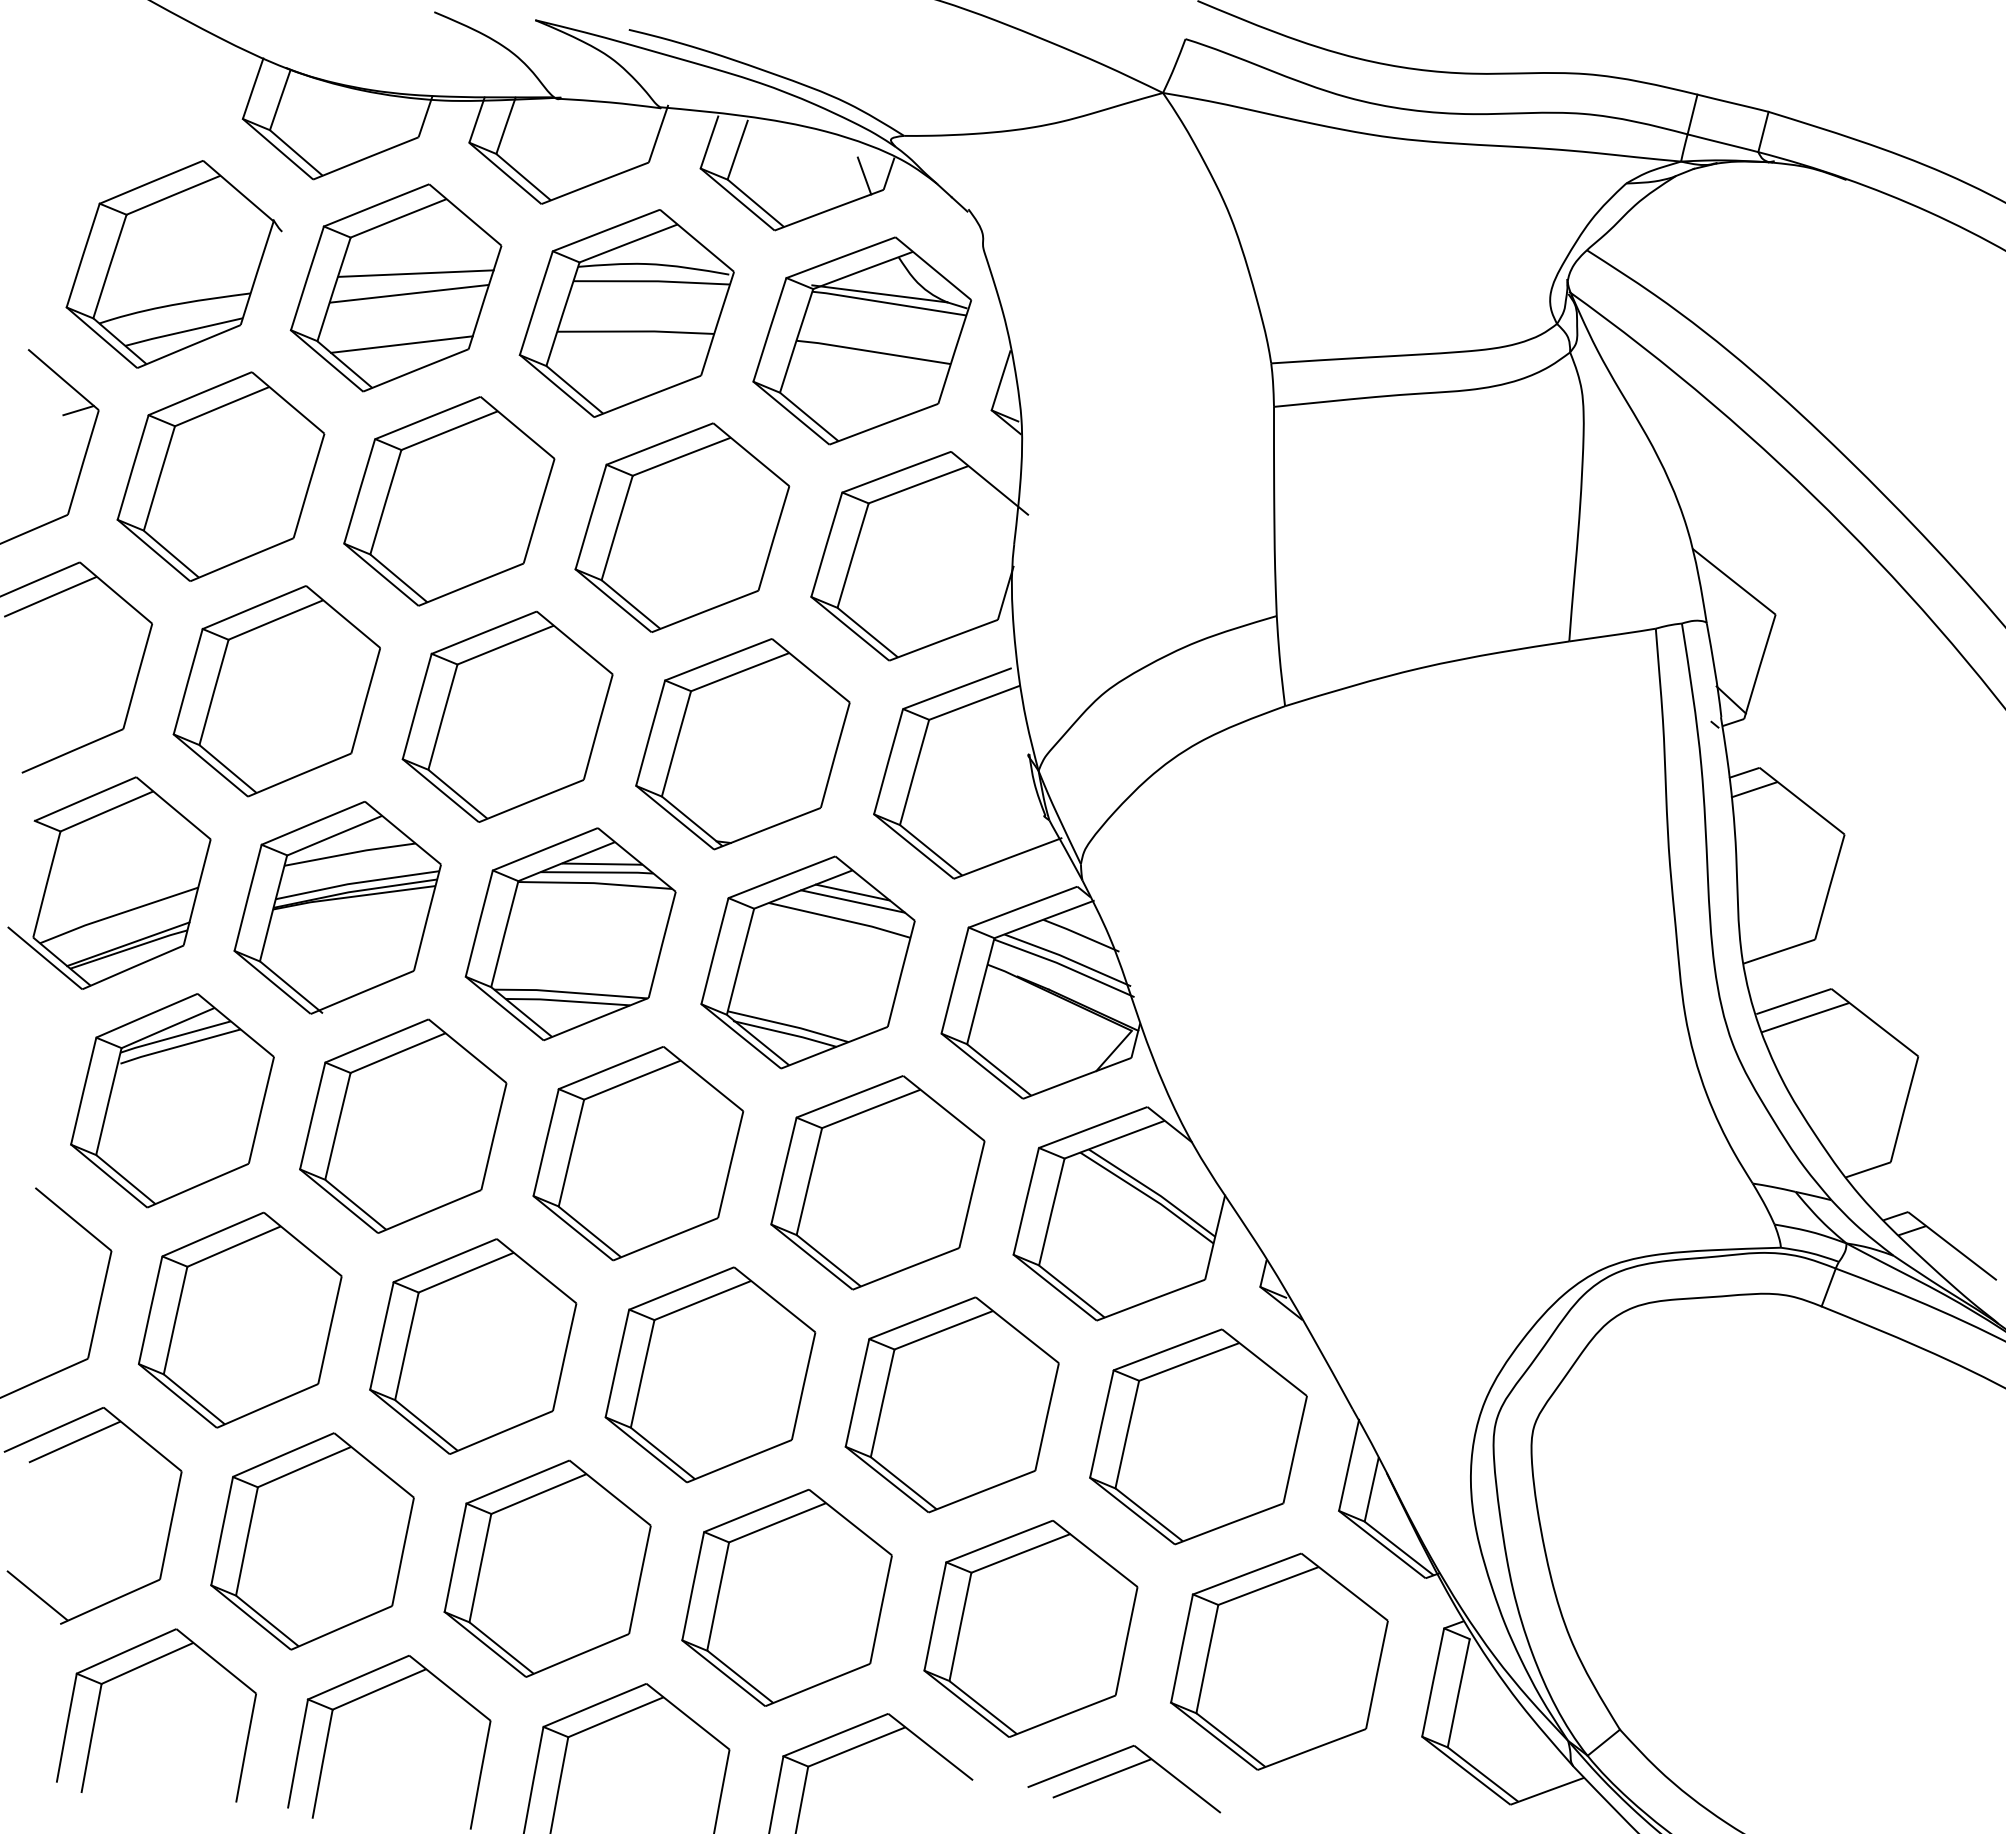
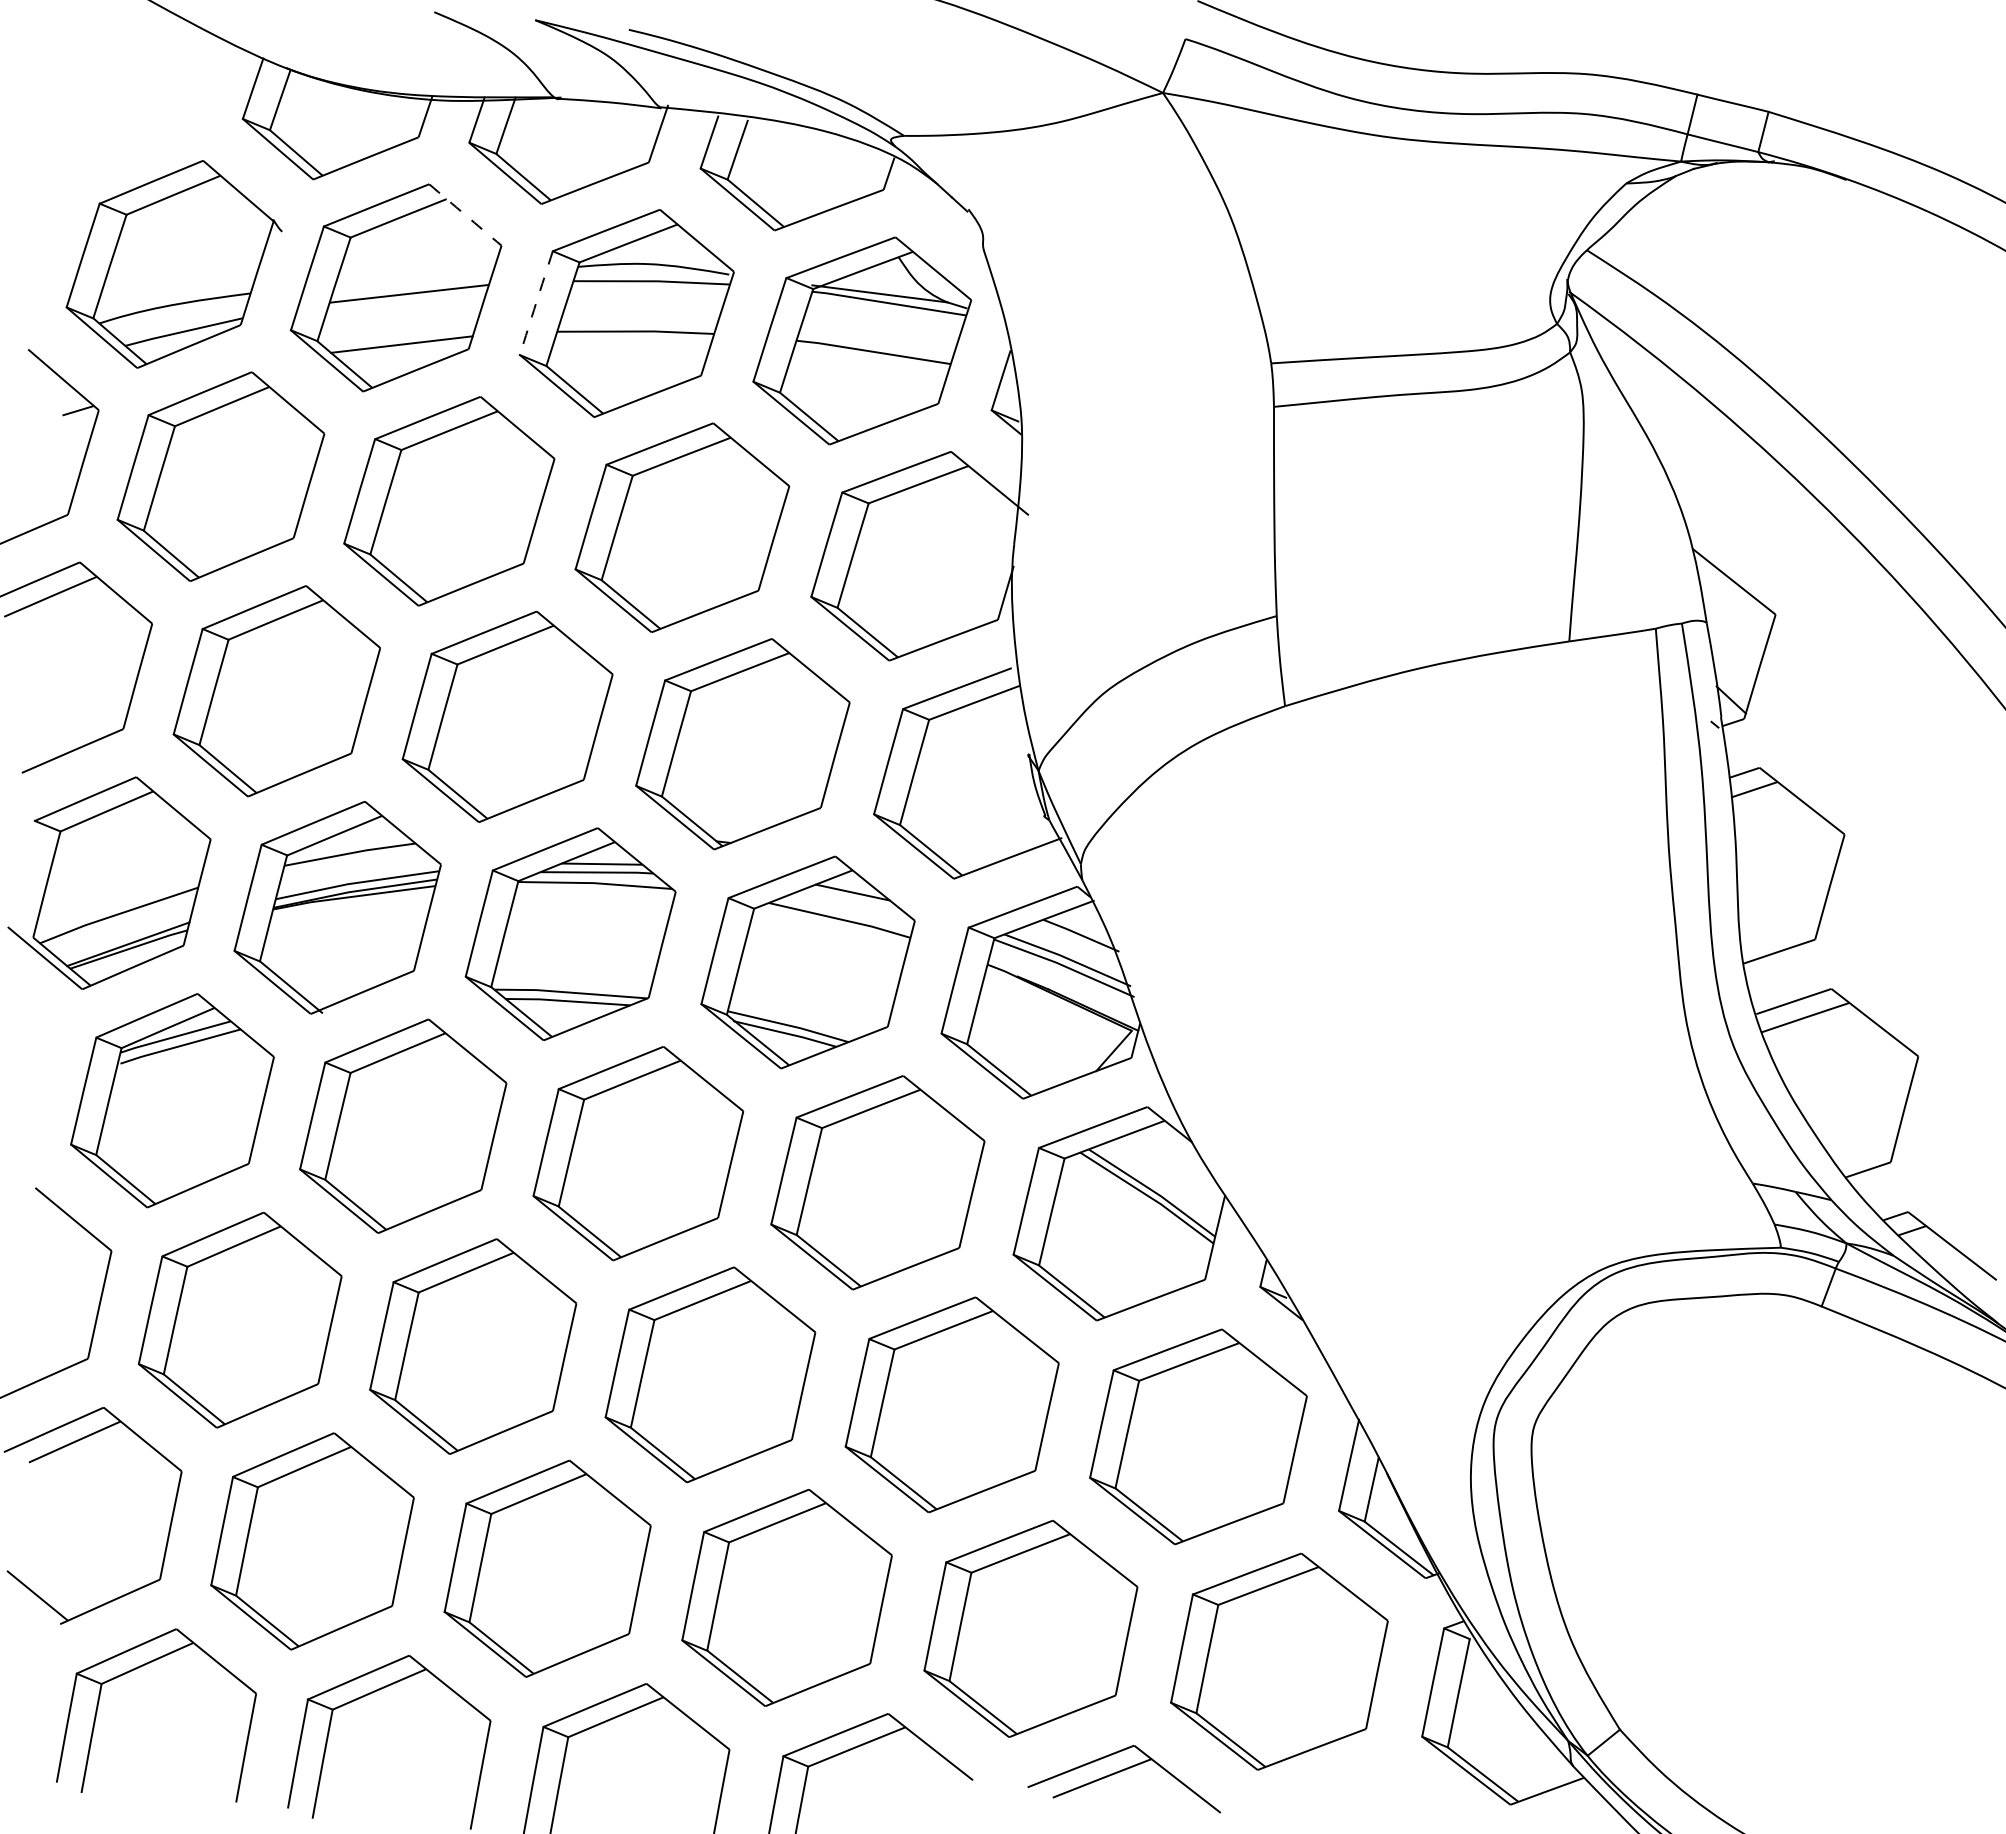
line: present -> none (864, 175)
arc: solid -> dashed (465, 215)
line: present -> none (415, 273)
arc: solid -> dashed (536, 303)
line: present -> none (852, 901)
